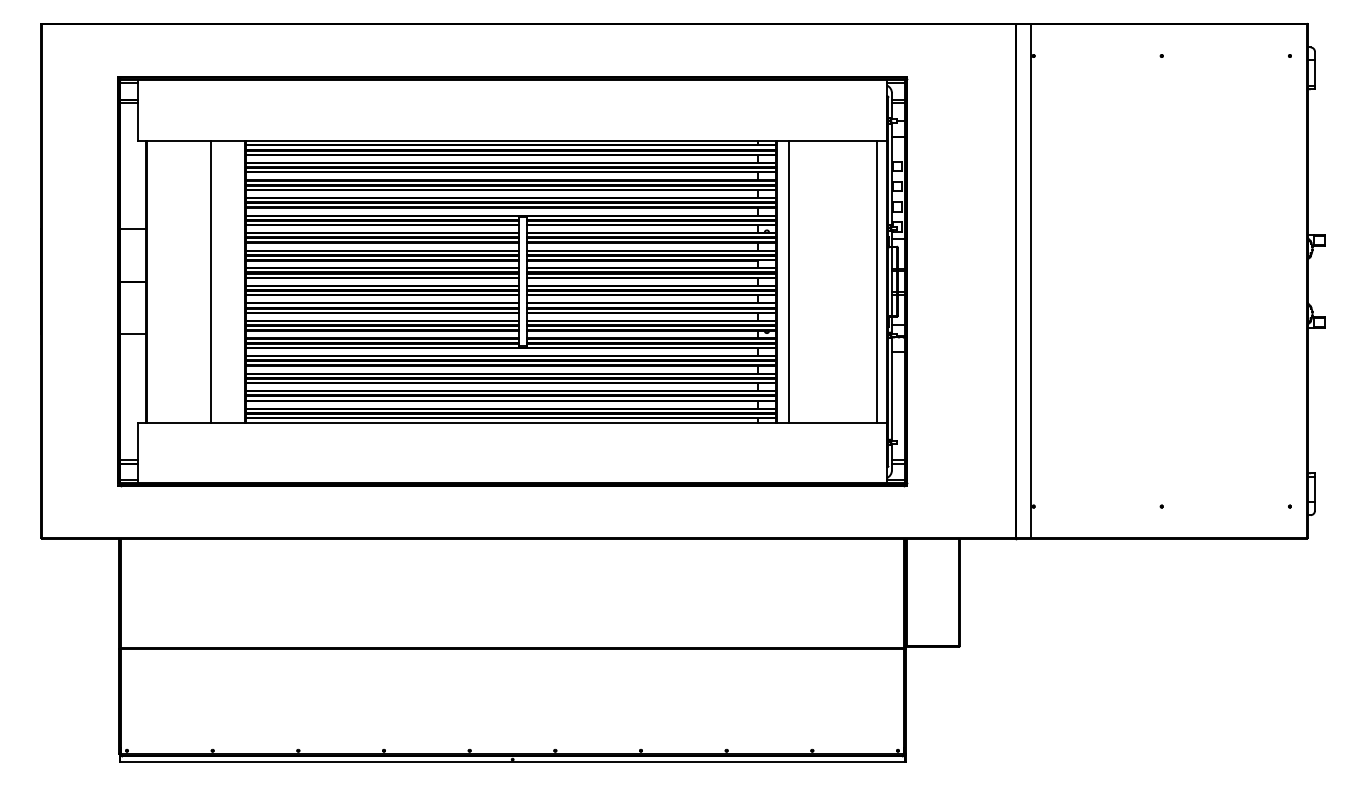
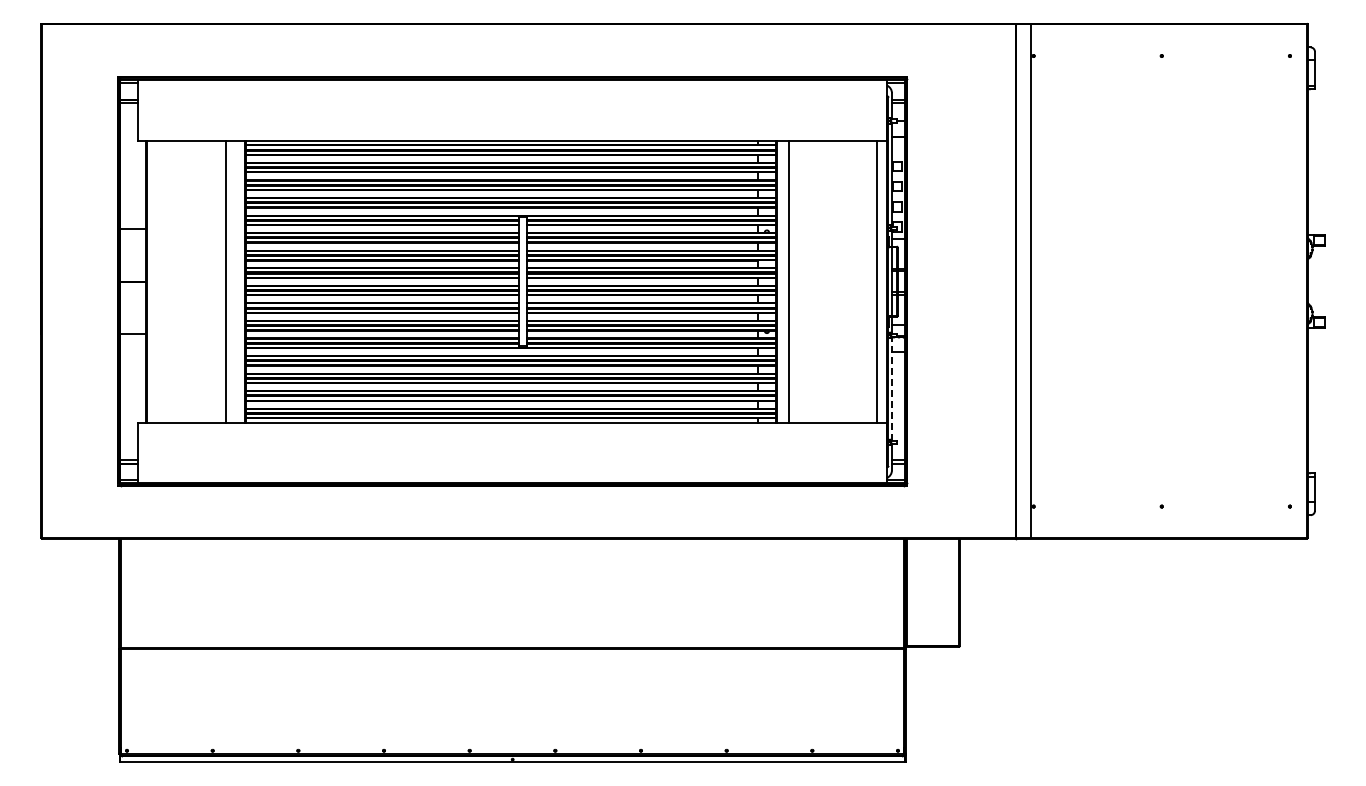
line position: (211, 281) -> (226, 281) (226, 281)
line: solid -> dashed (892, 388)
